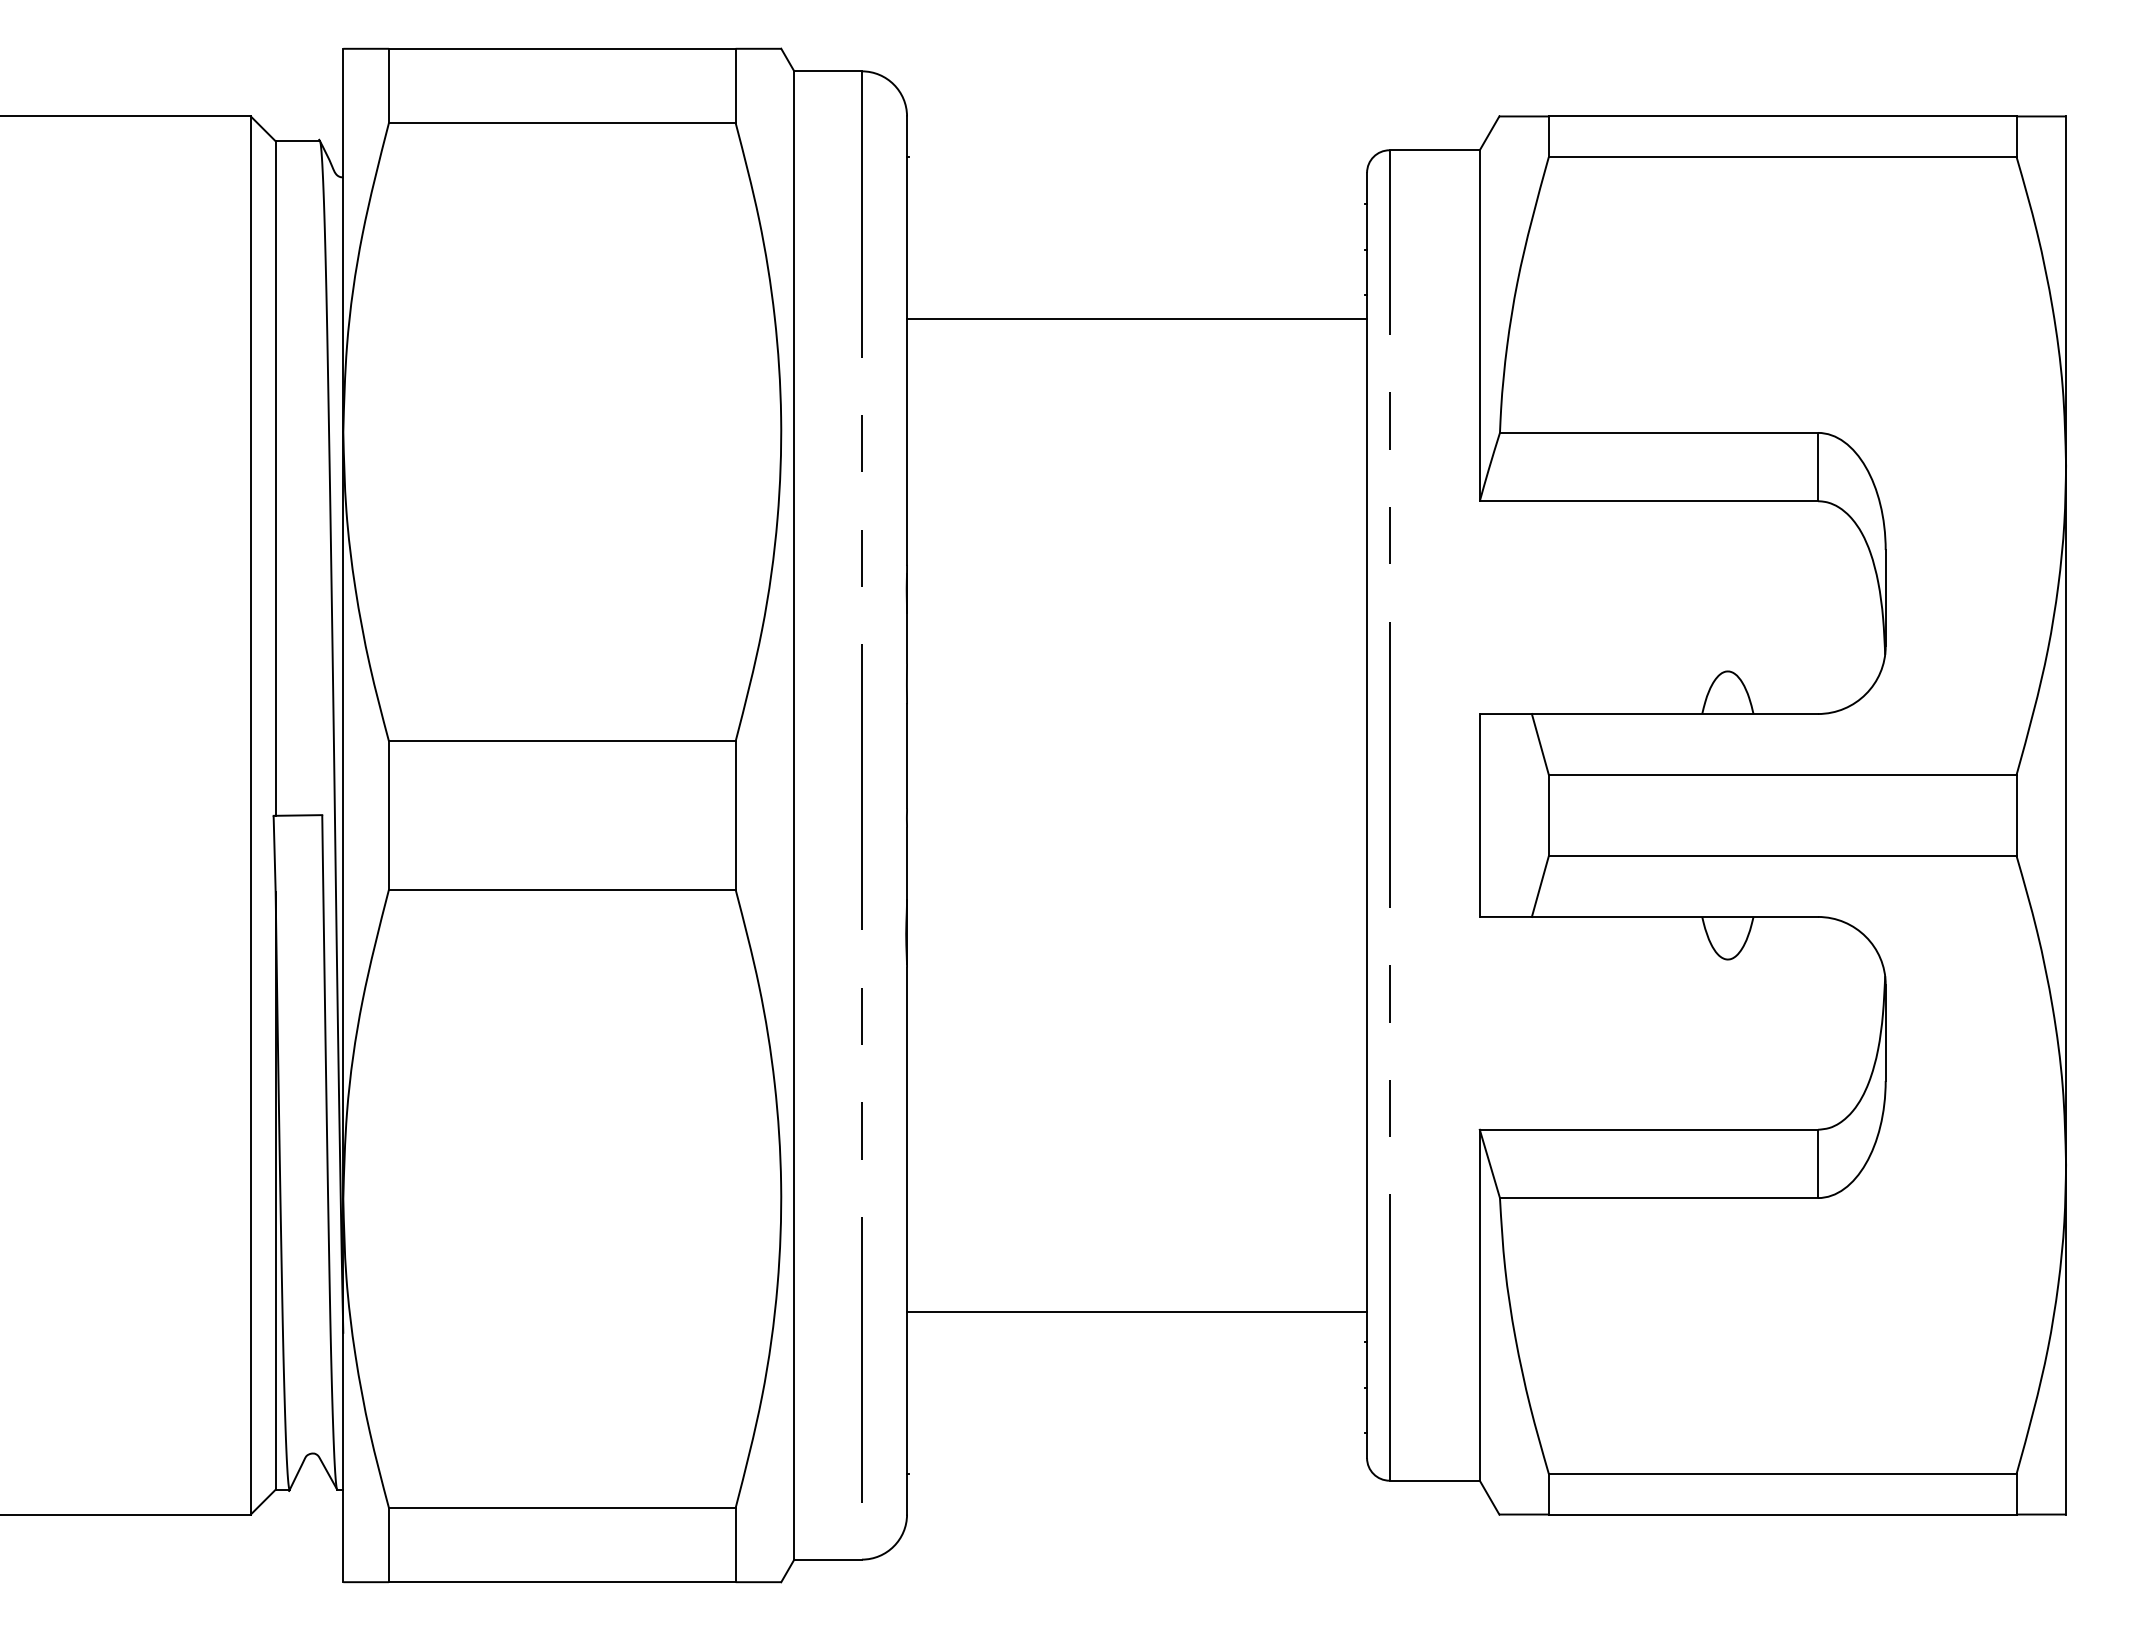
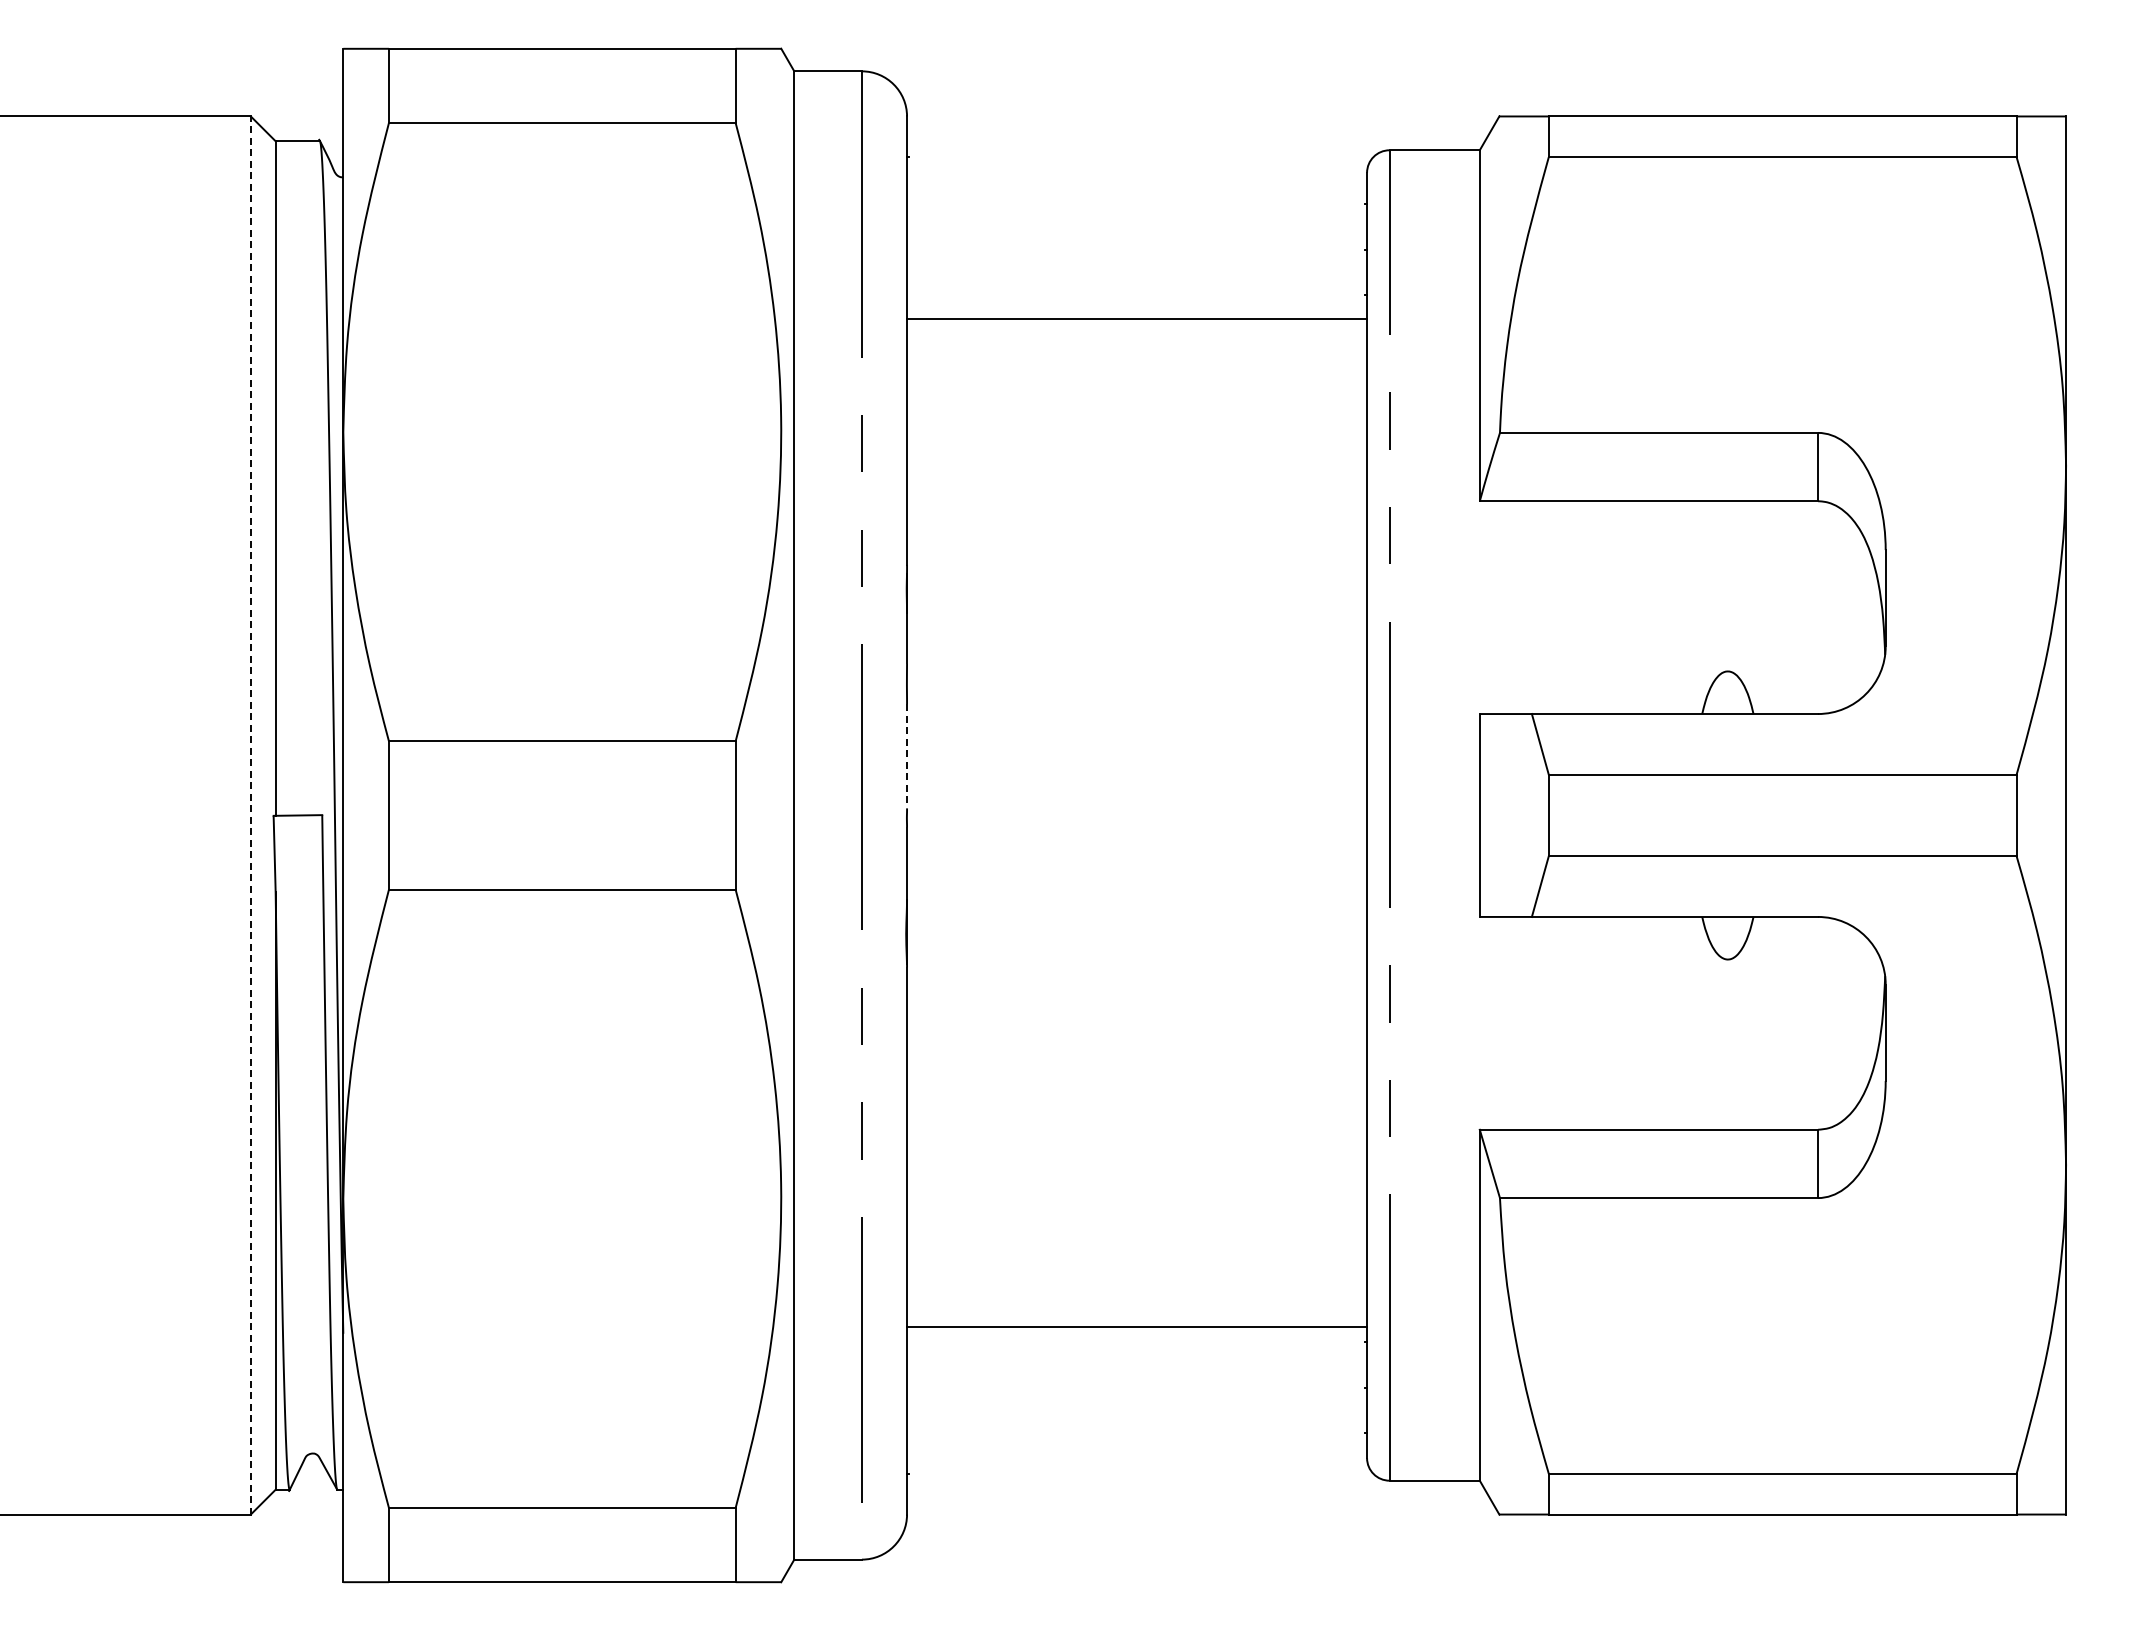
line: solid -> dashed (907, 756)
line: solid -> dashed (250, 815)
line position: (1137, 1311) -> (1137, 1326) (1137, 1326)
